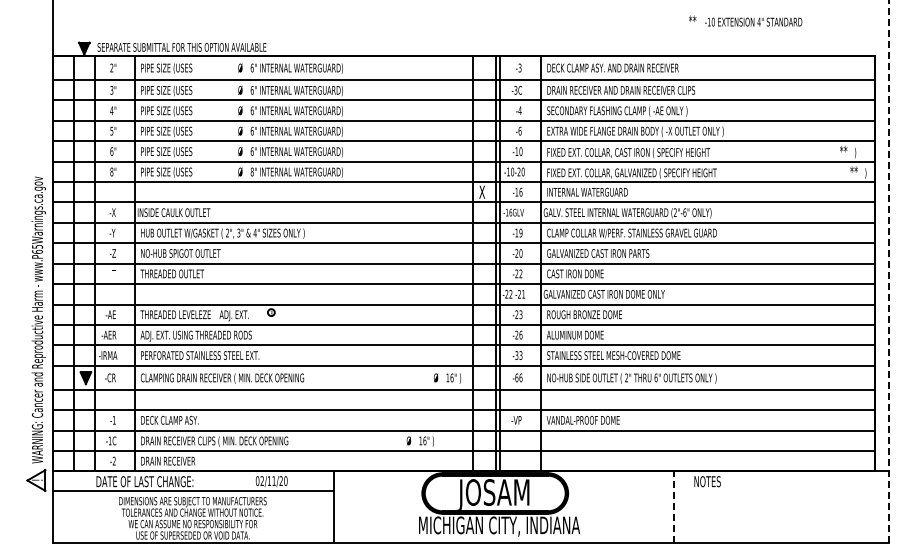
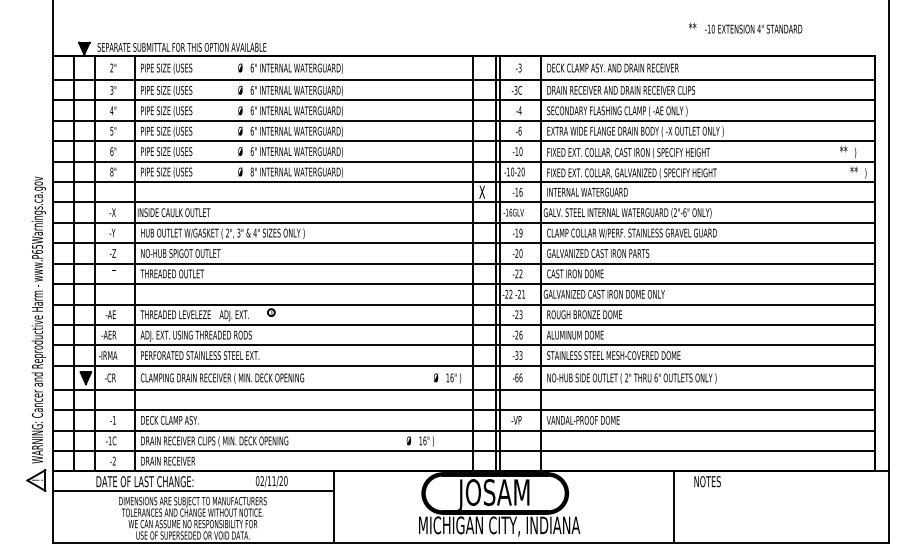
text position: (745, 20) -> (745, 27) (745, 27)
line: dashed -> solid (889, 271)
line: dashed -> solid (673, 507)
